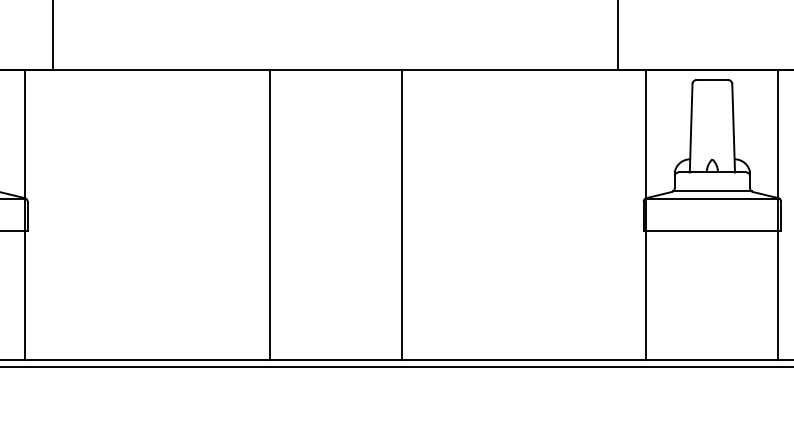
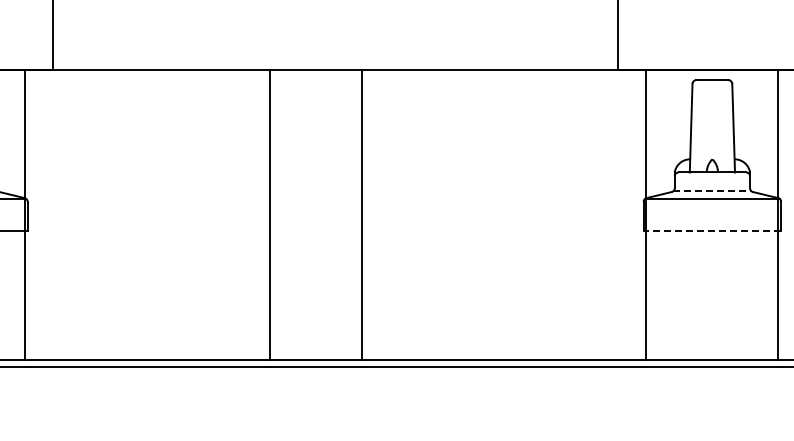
line: solid -> dashed (712, 191)
line position: (401, 214) -> (361, 214) (361, 214)
line: solid -> dashed (712, 230)
